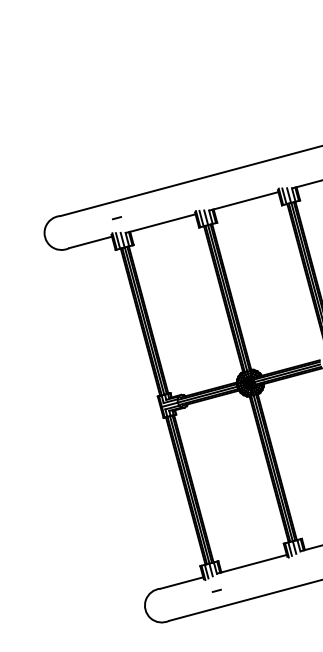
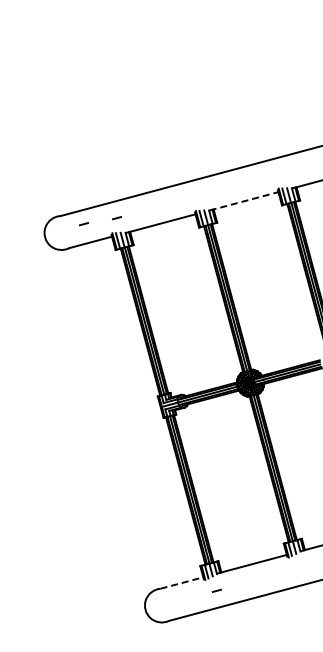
line: solid -> dashed (244, 201)
line: none -> present (83, 224)
line: solid -> dashed (182, 582)
